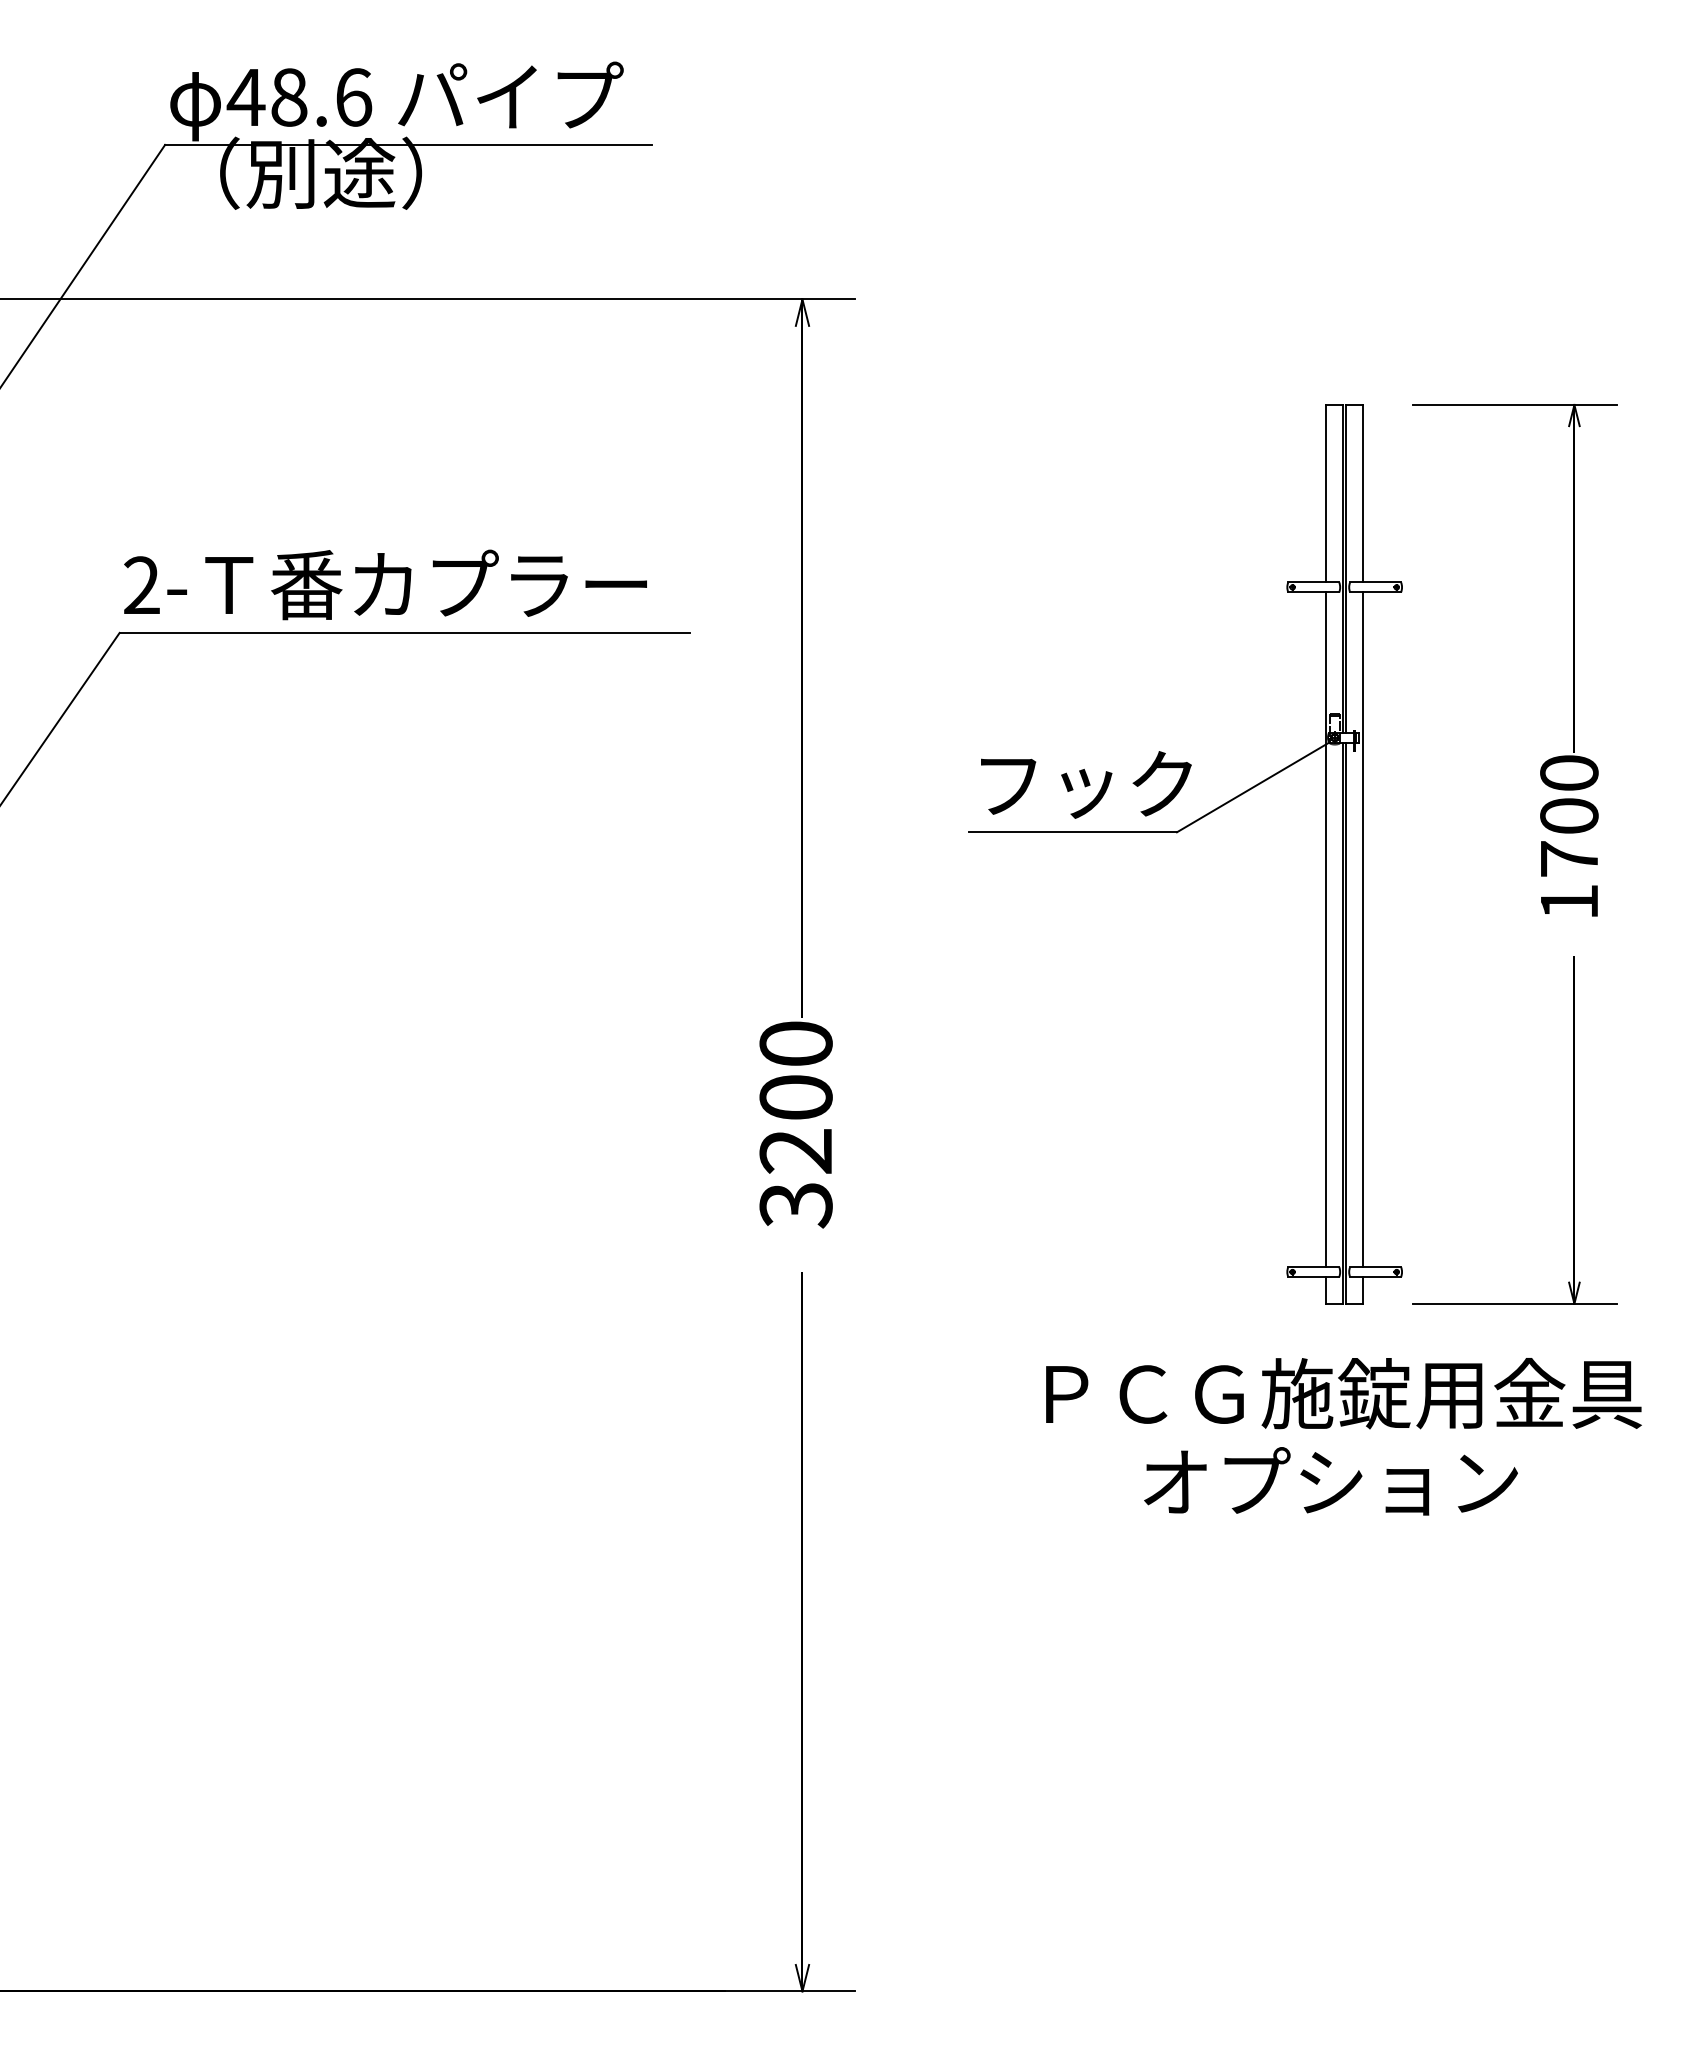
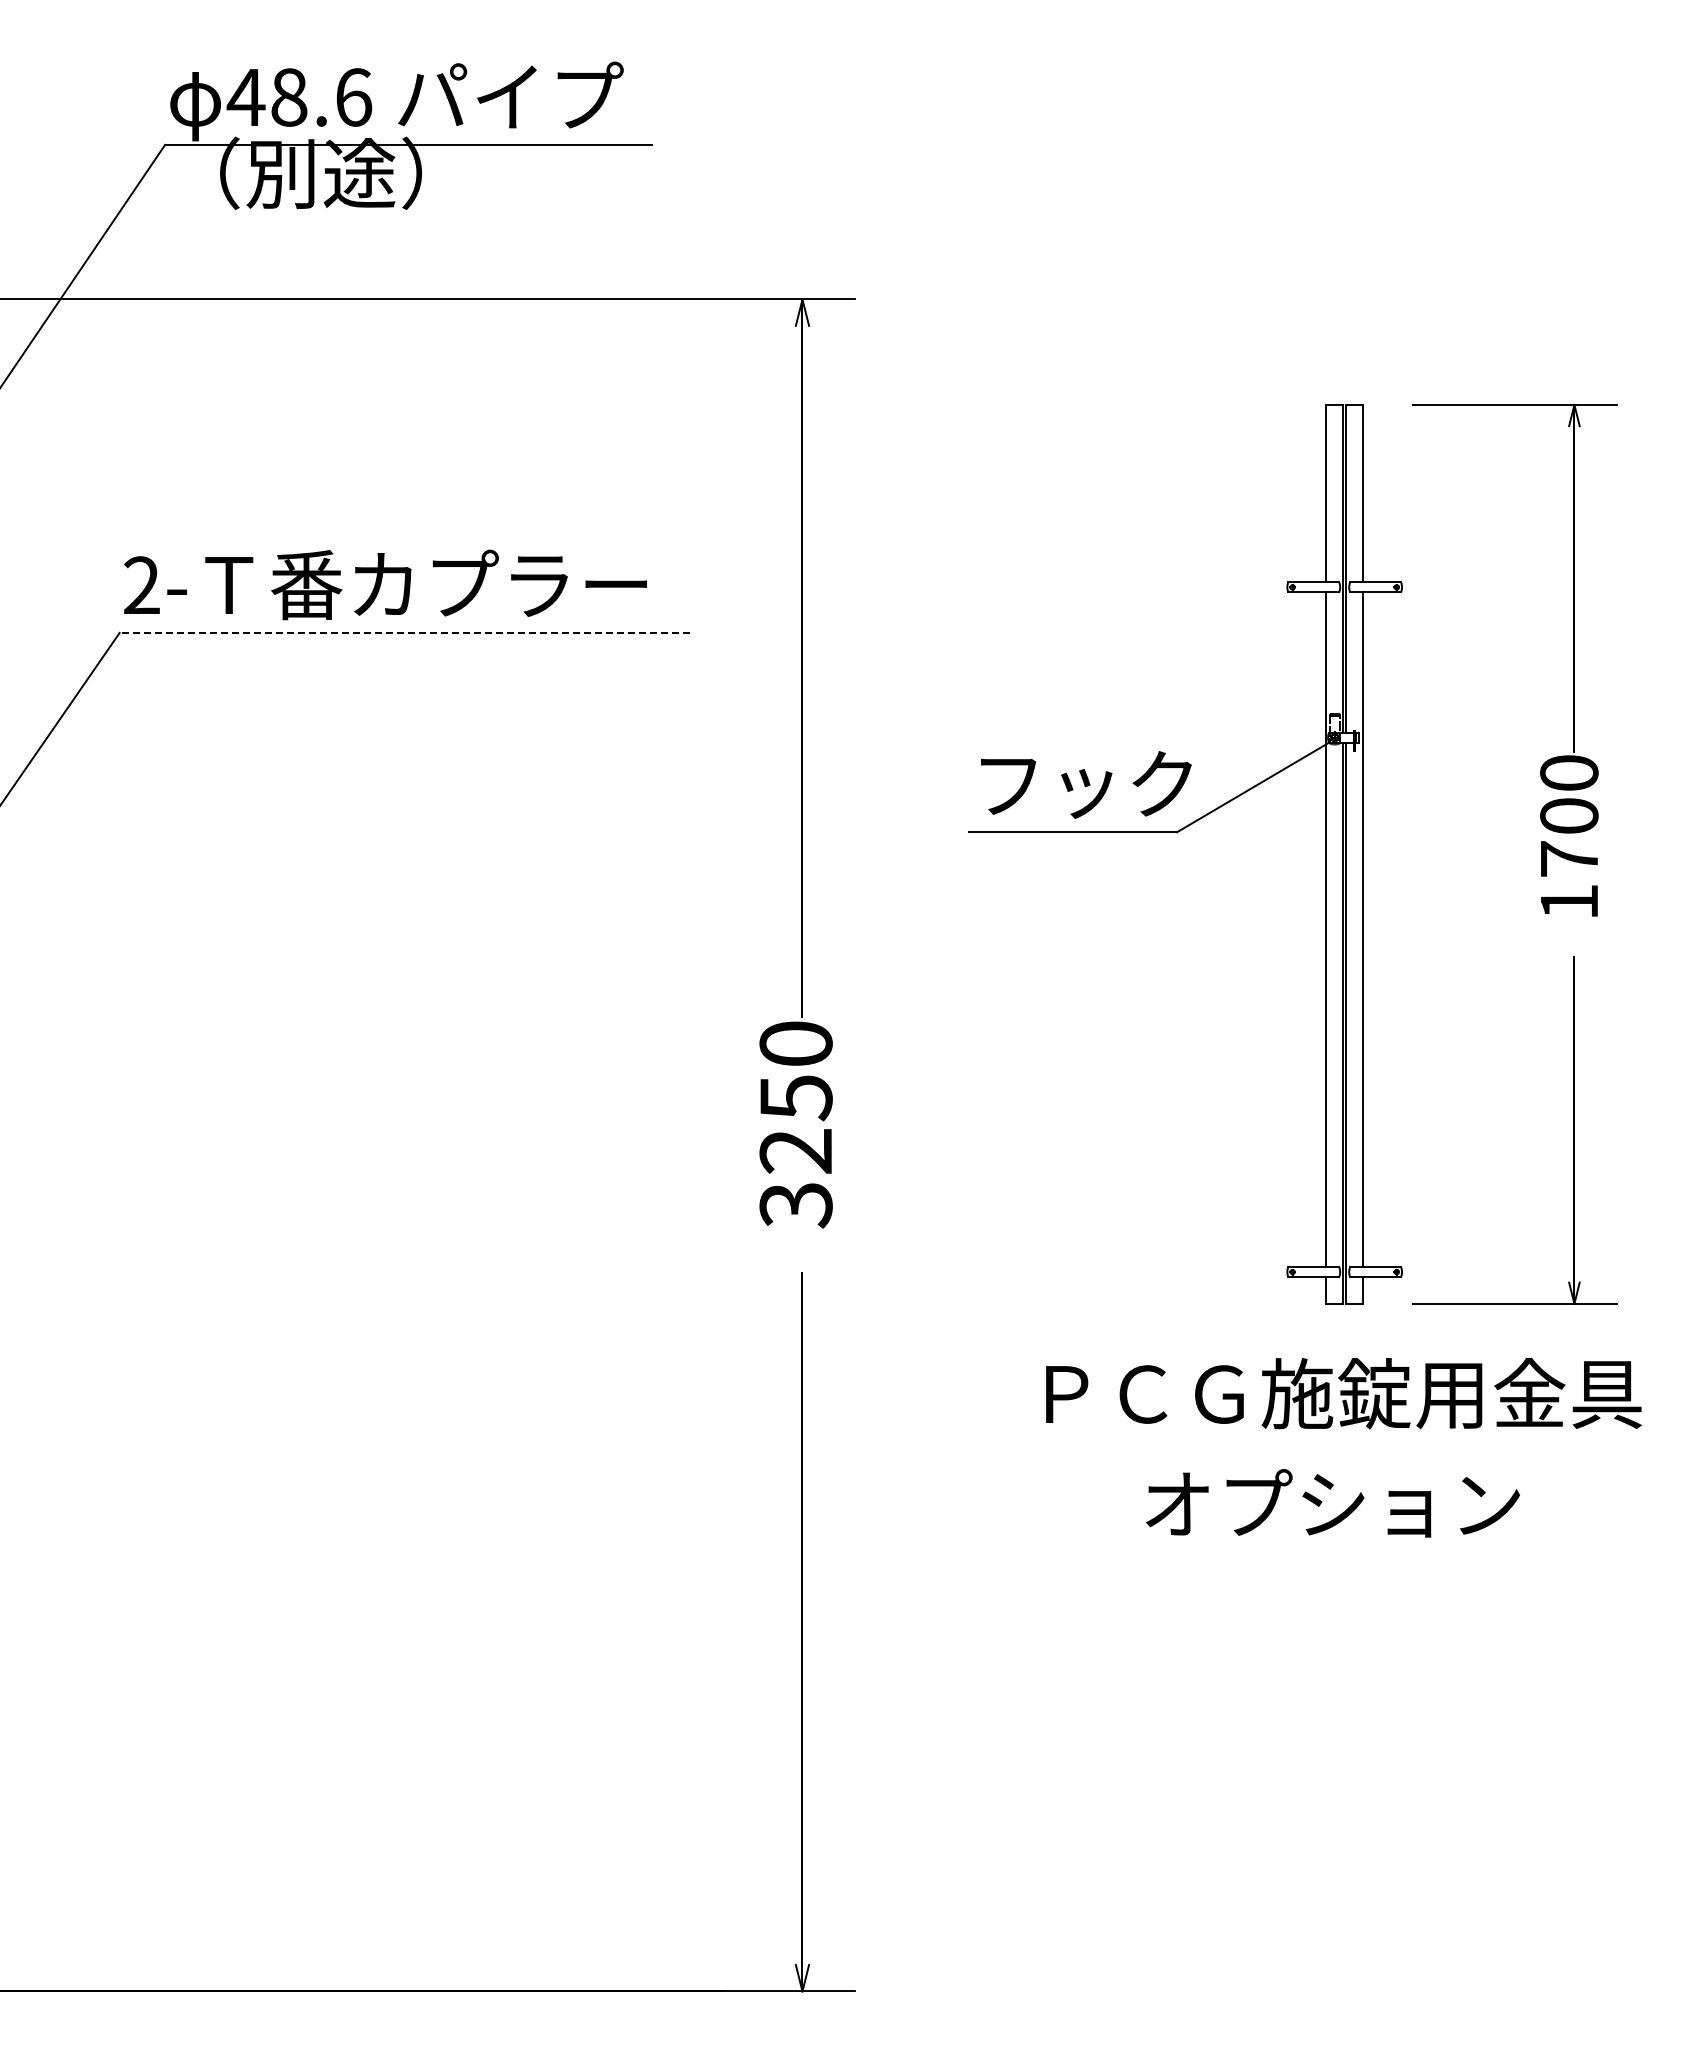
line: solid -> dashed (404, 632)
text: 3200 -> 3250 (795, 1098)
text position: (1330, 1481) -> (1332, 1503) (1332, 1503)
